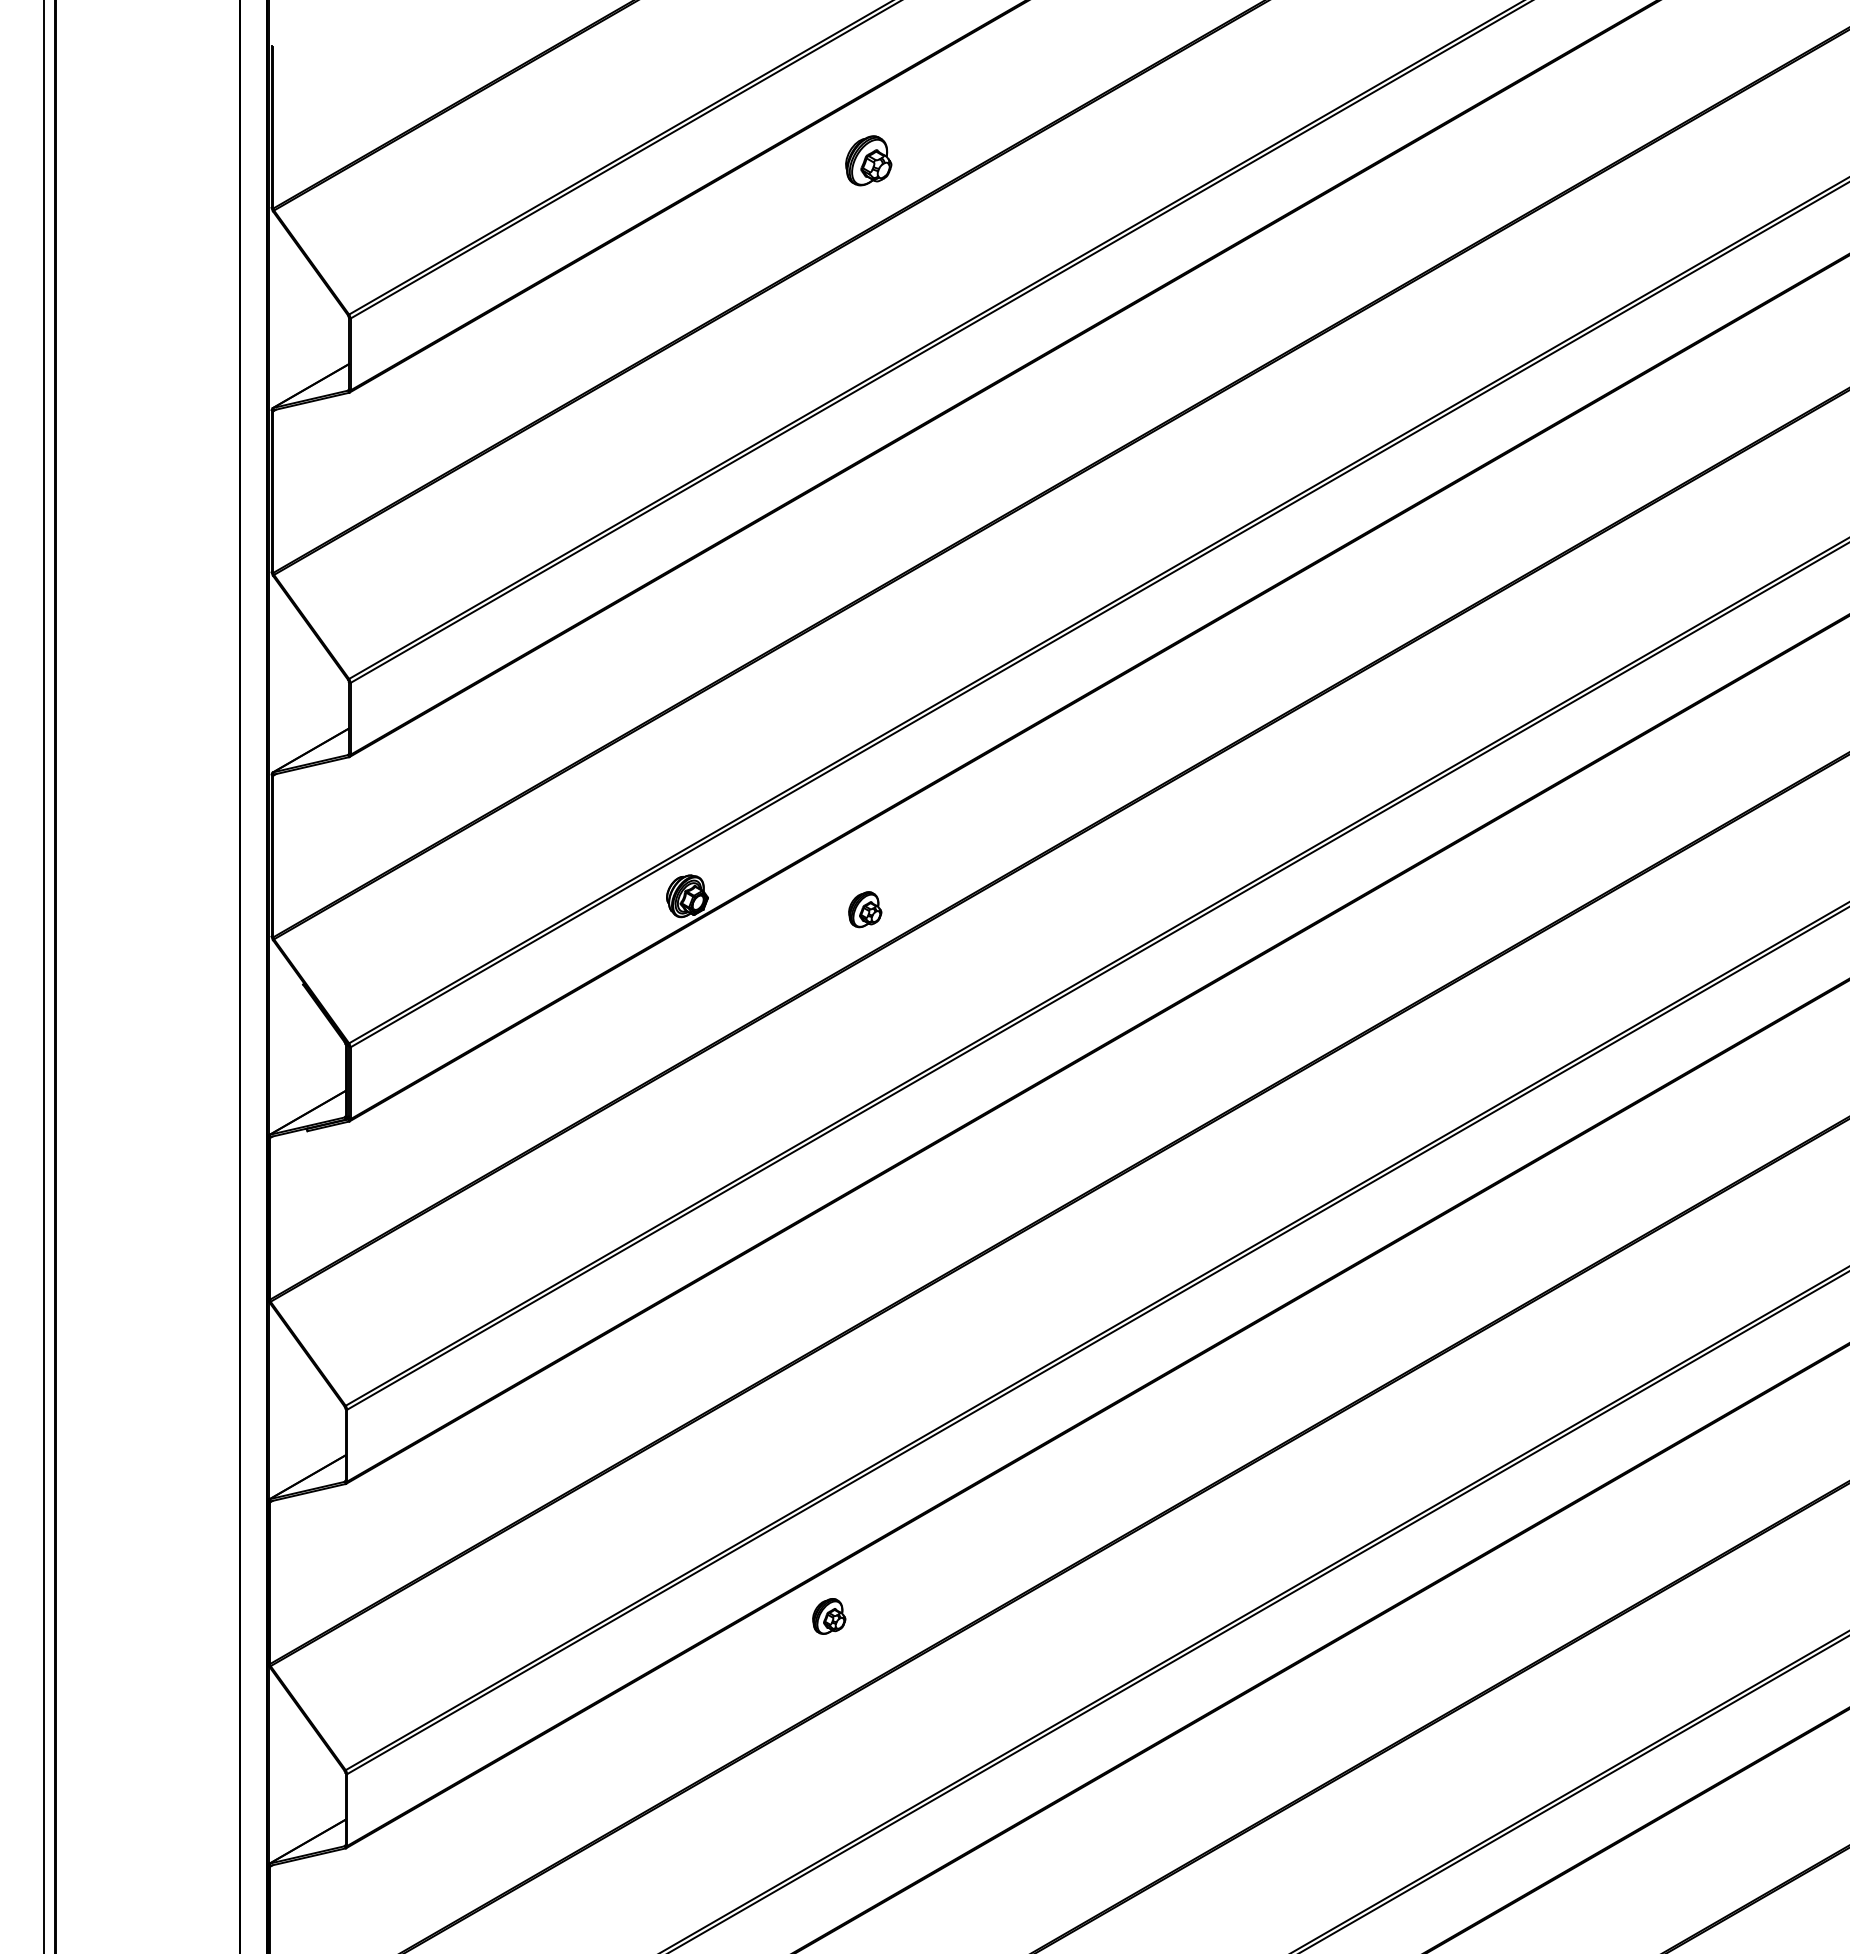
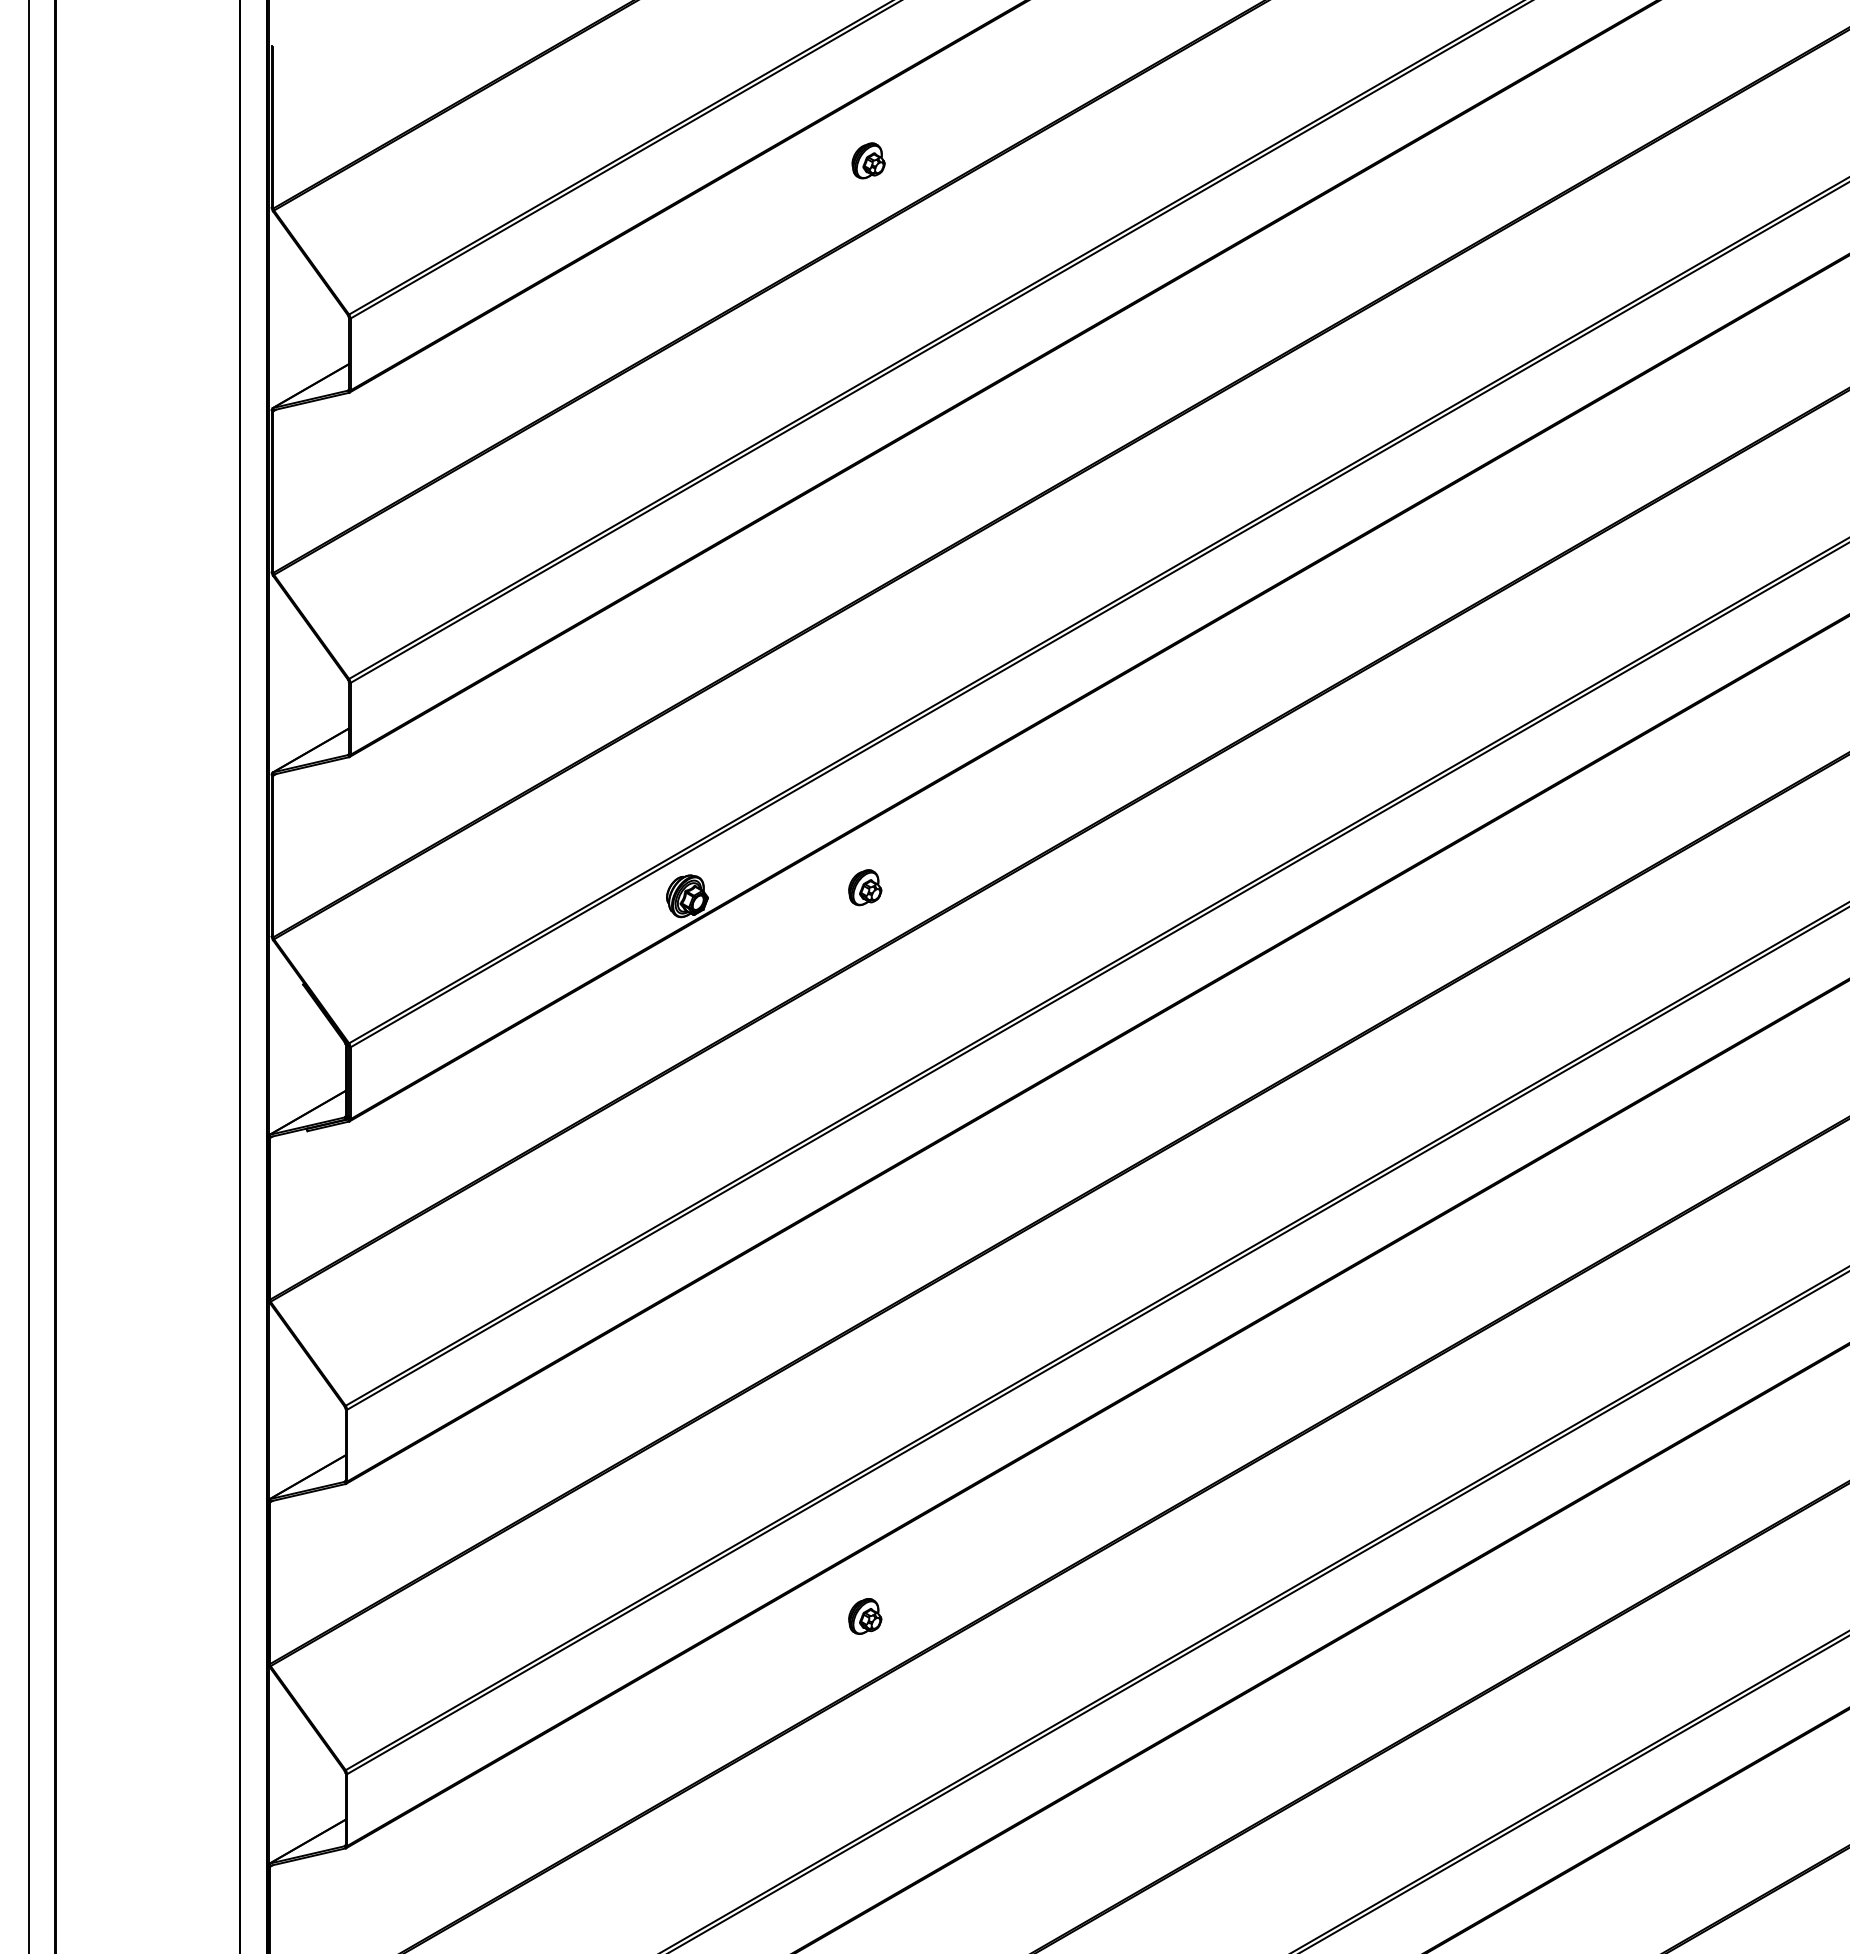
part size: 48x52 px -> 35x38 px (868, 160)
part position: (865, 909) -> (865, 887) (865, 887)
line position: (44, 976) -> (29, 976) (29, 976)
part position: (829, 1616) -> (865, 1616) (865, 1616)
